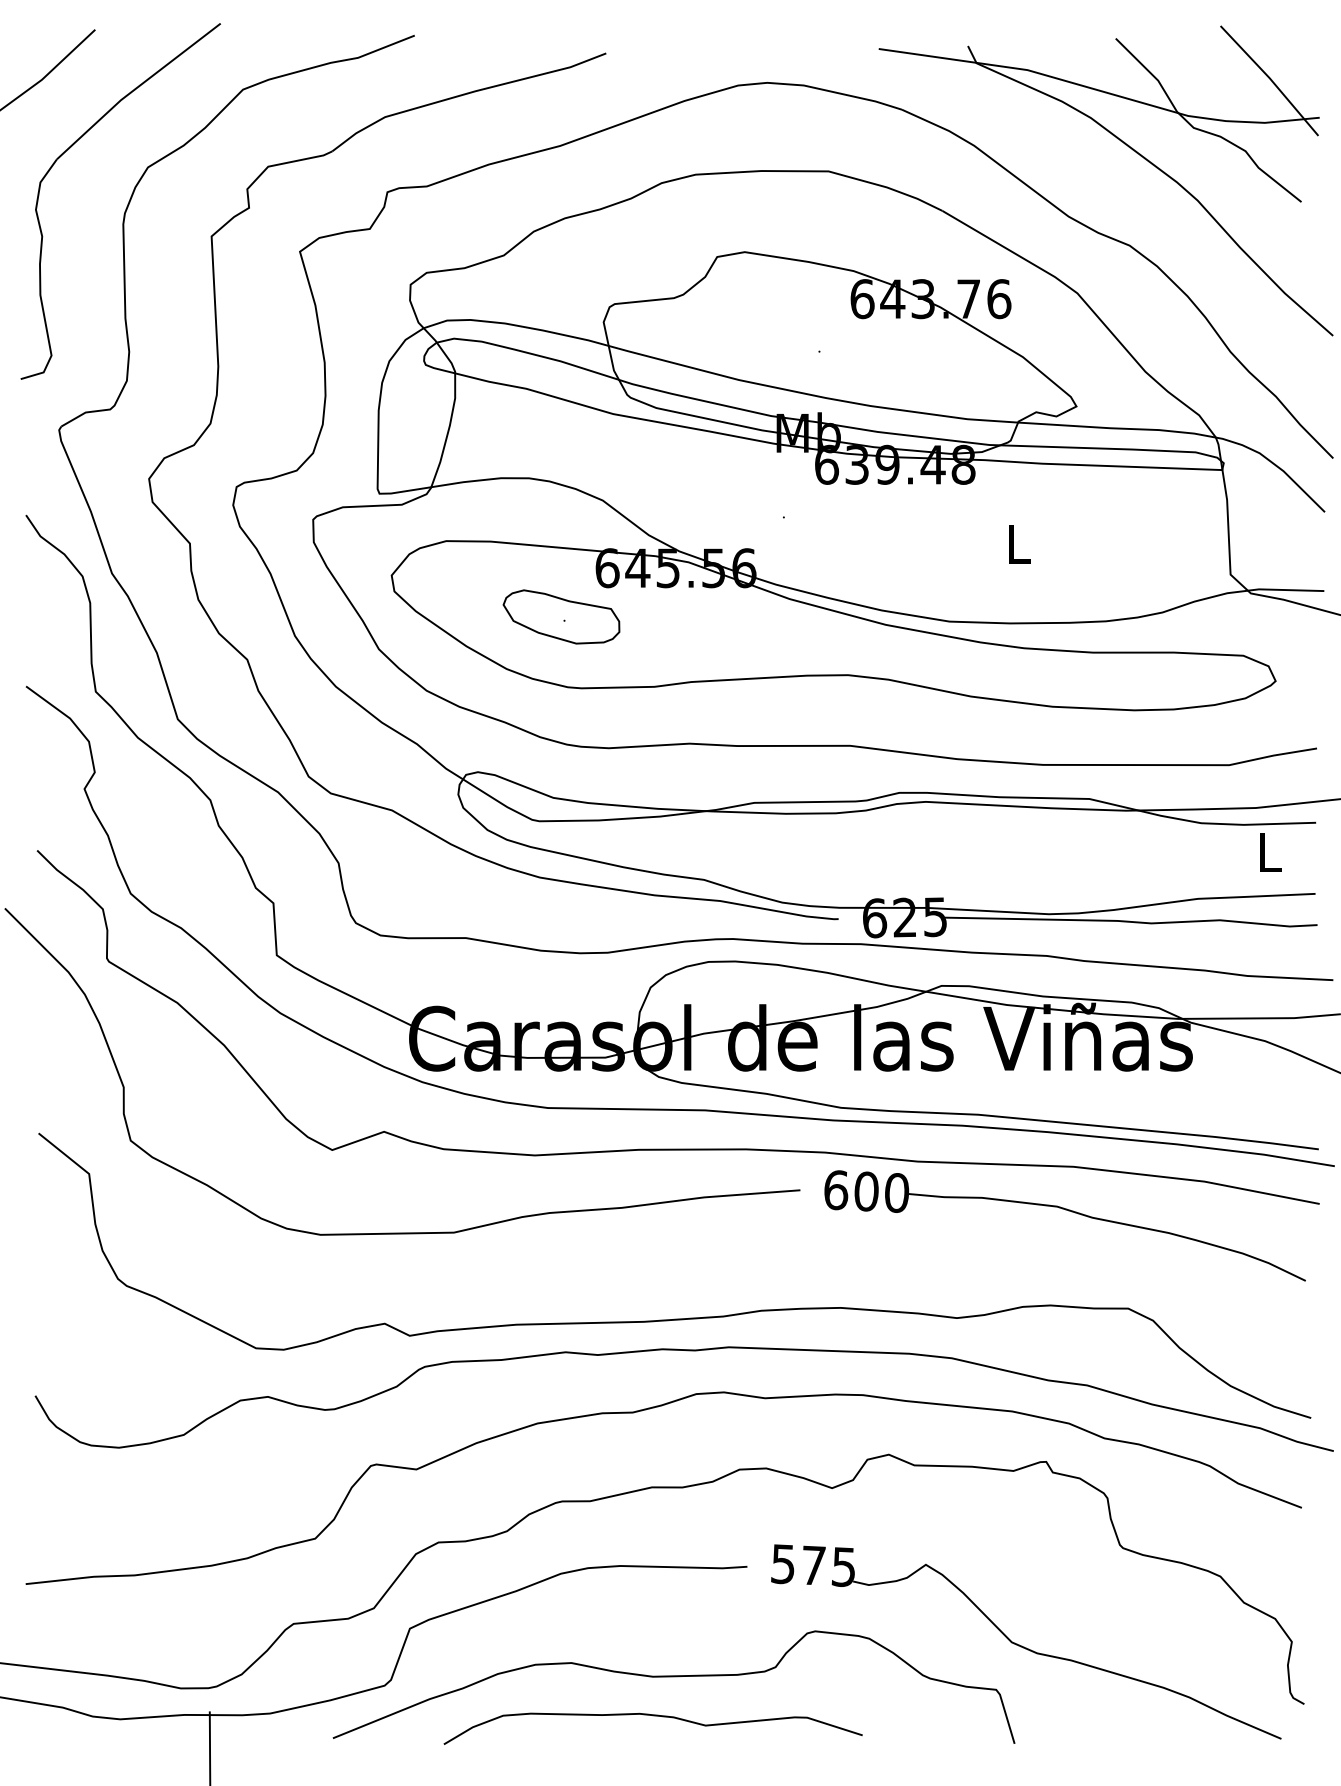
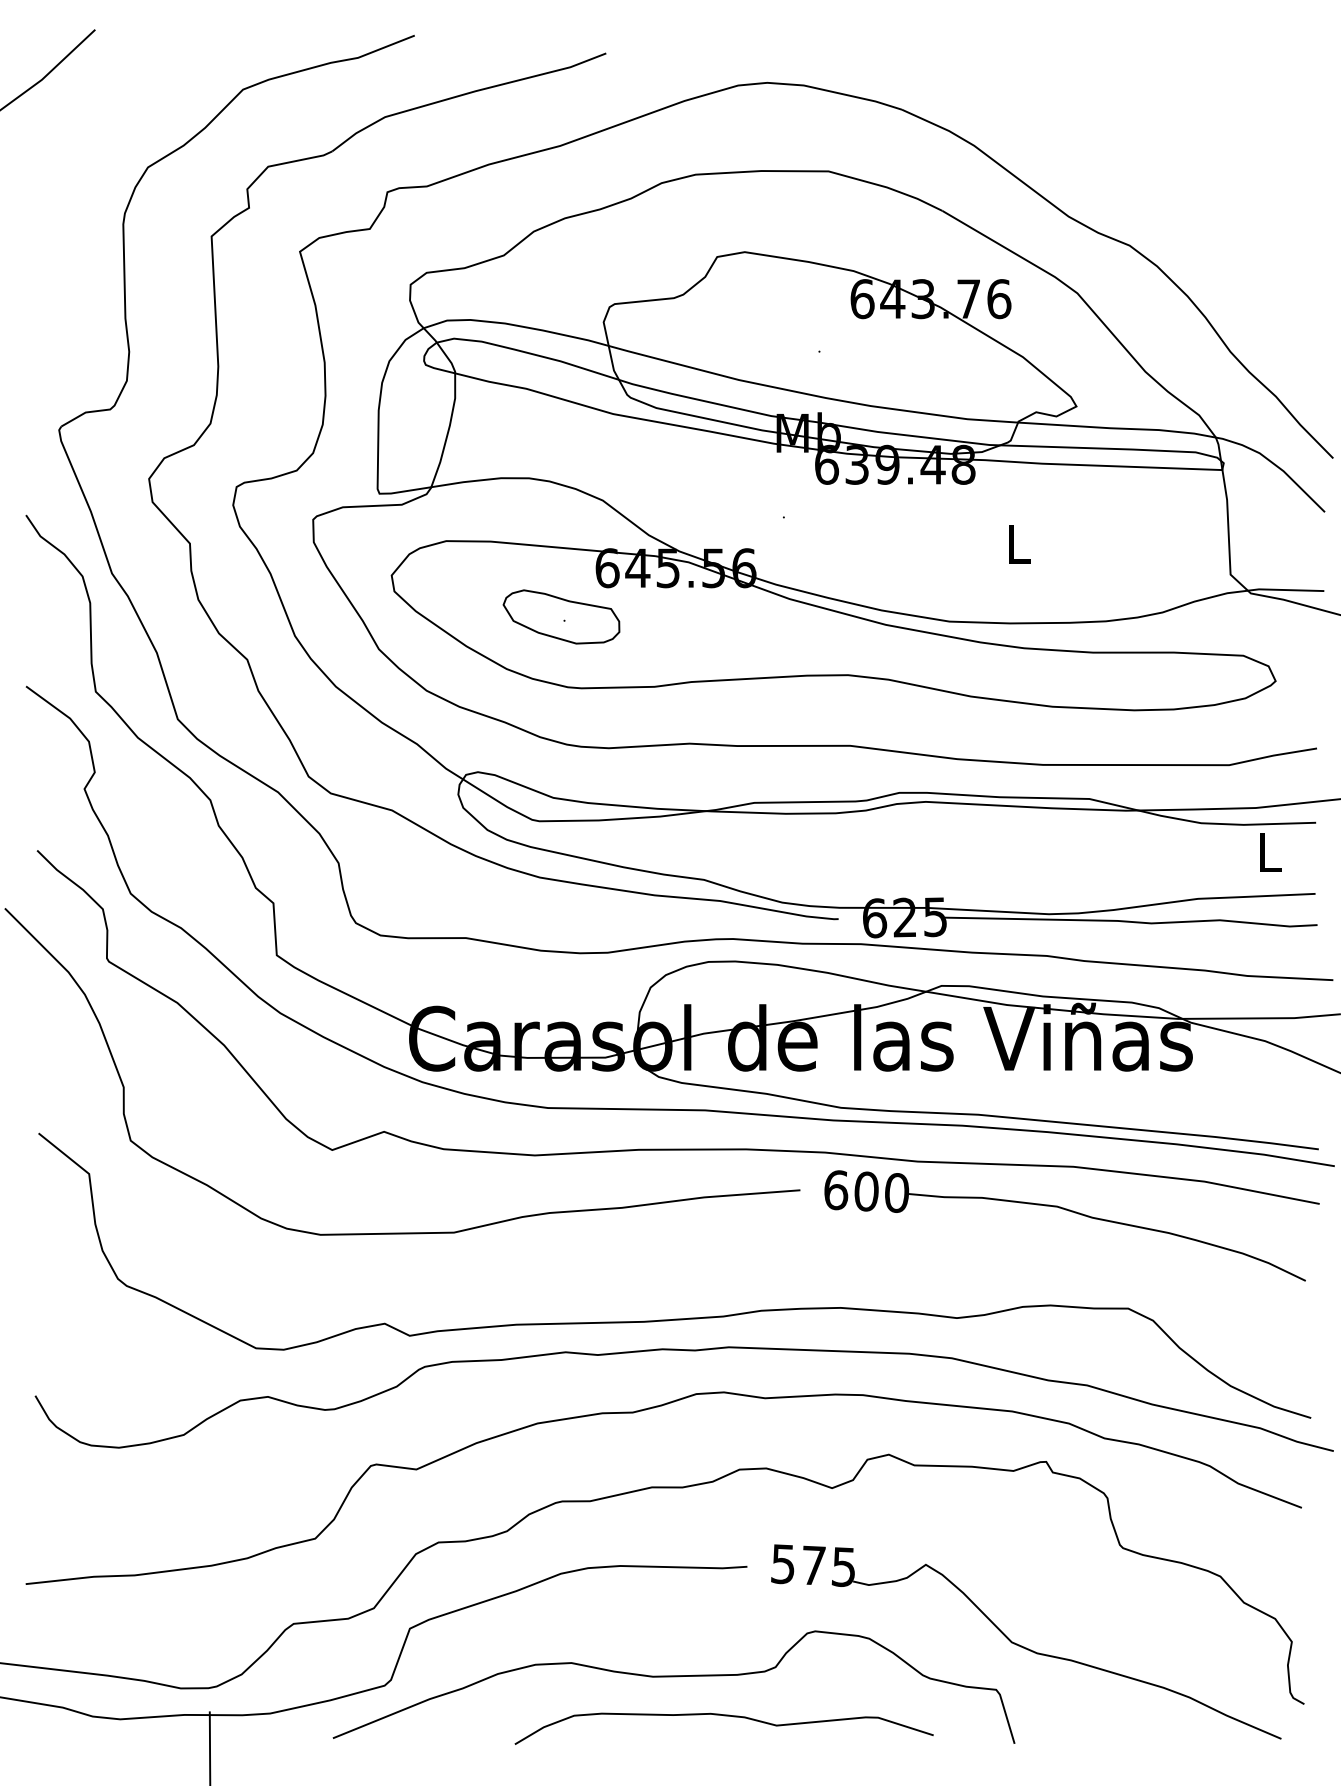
part: present -> none (1128, 147)
part: present -> none (69, 149)
curve position: (652, 1716) -> (723, 1716) (723, 1716)
